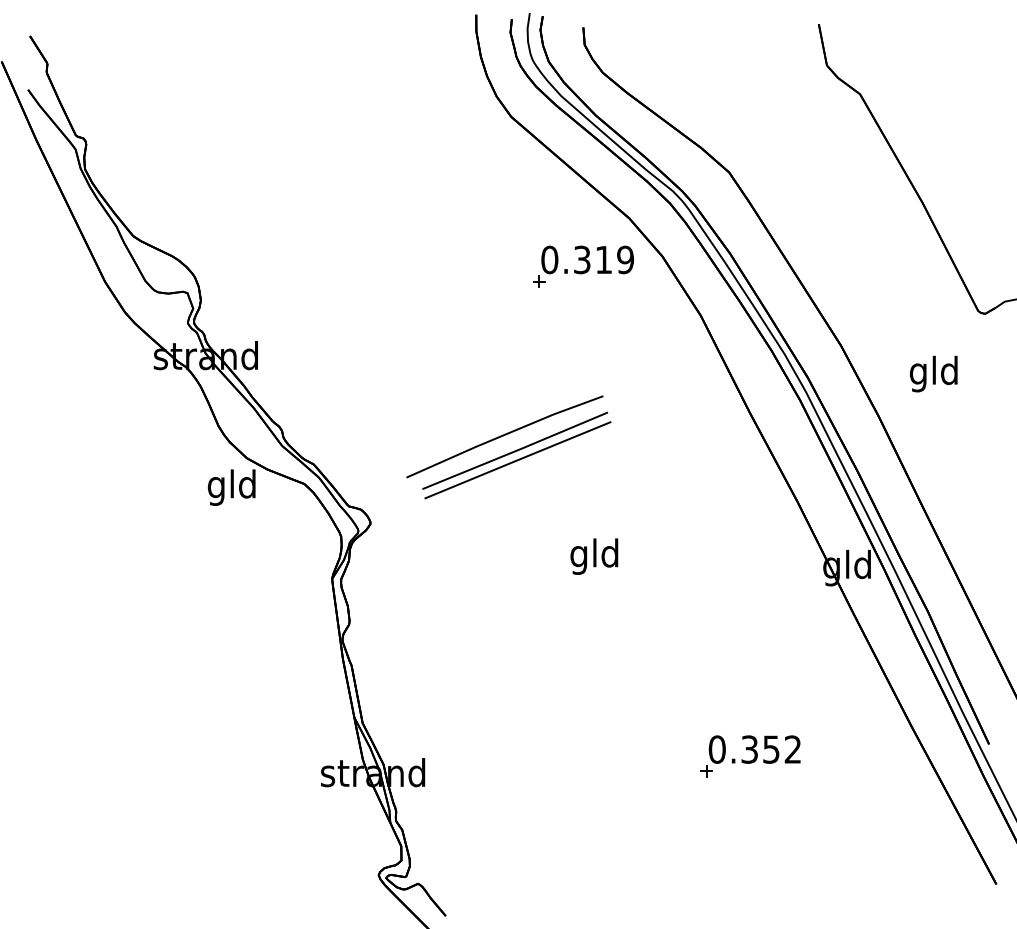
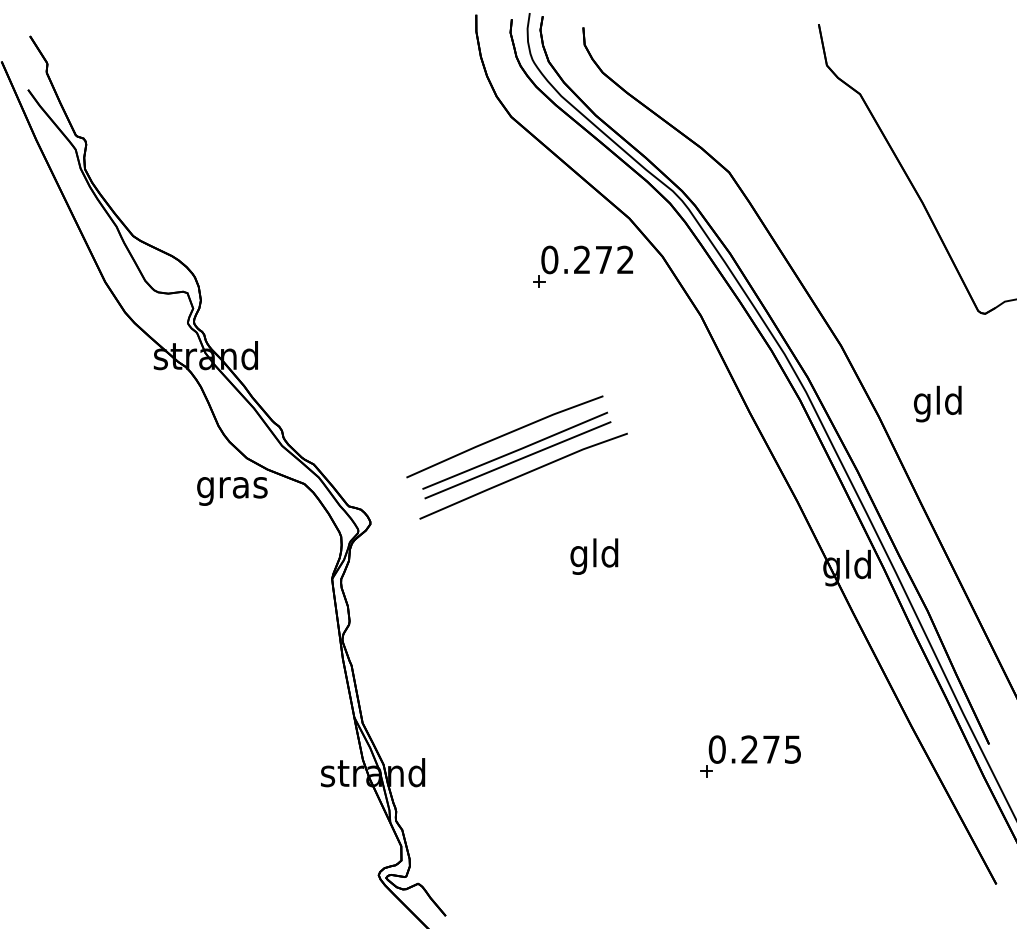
text: 0.319 -> 0.272 (604, 259)
text position: (933, 373) -> (937, 403) (937, 403)
line: none -> present (523, 475)
text: gld -> gras (232, 487)
text: 0.352 -> 0.275 (770, 749)
